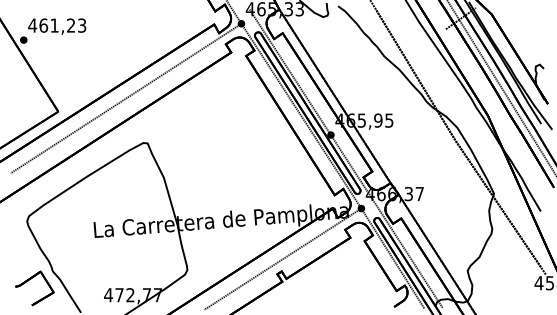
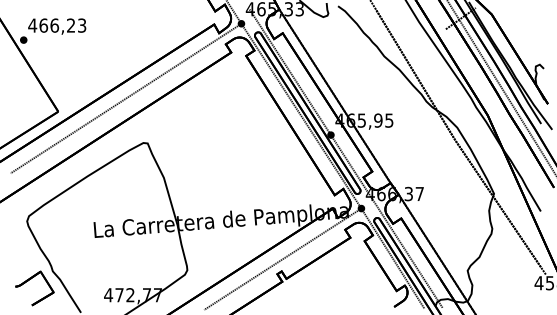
text: 461,23 -> 466,23 (54, 25)
